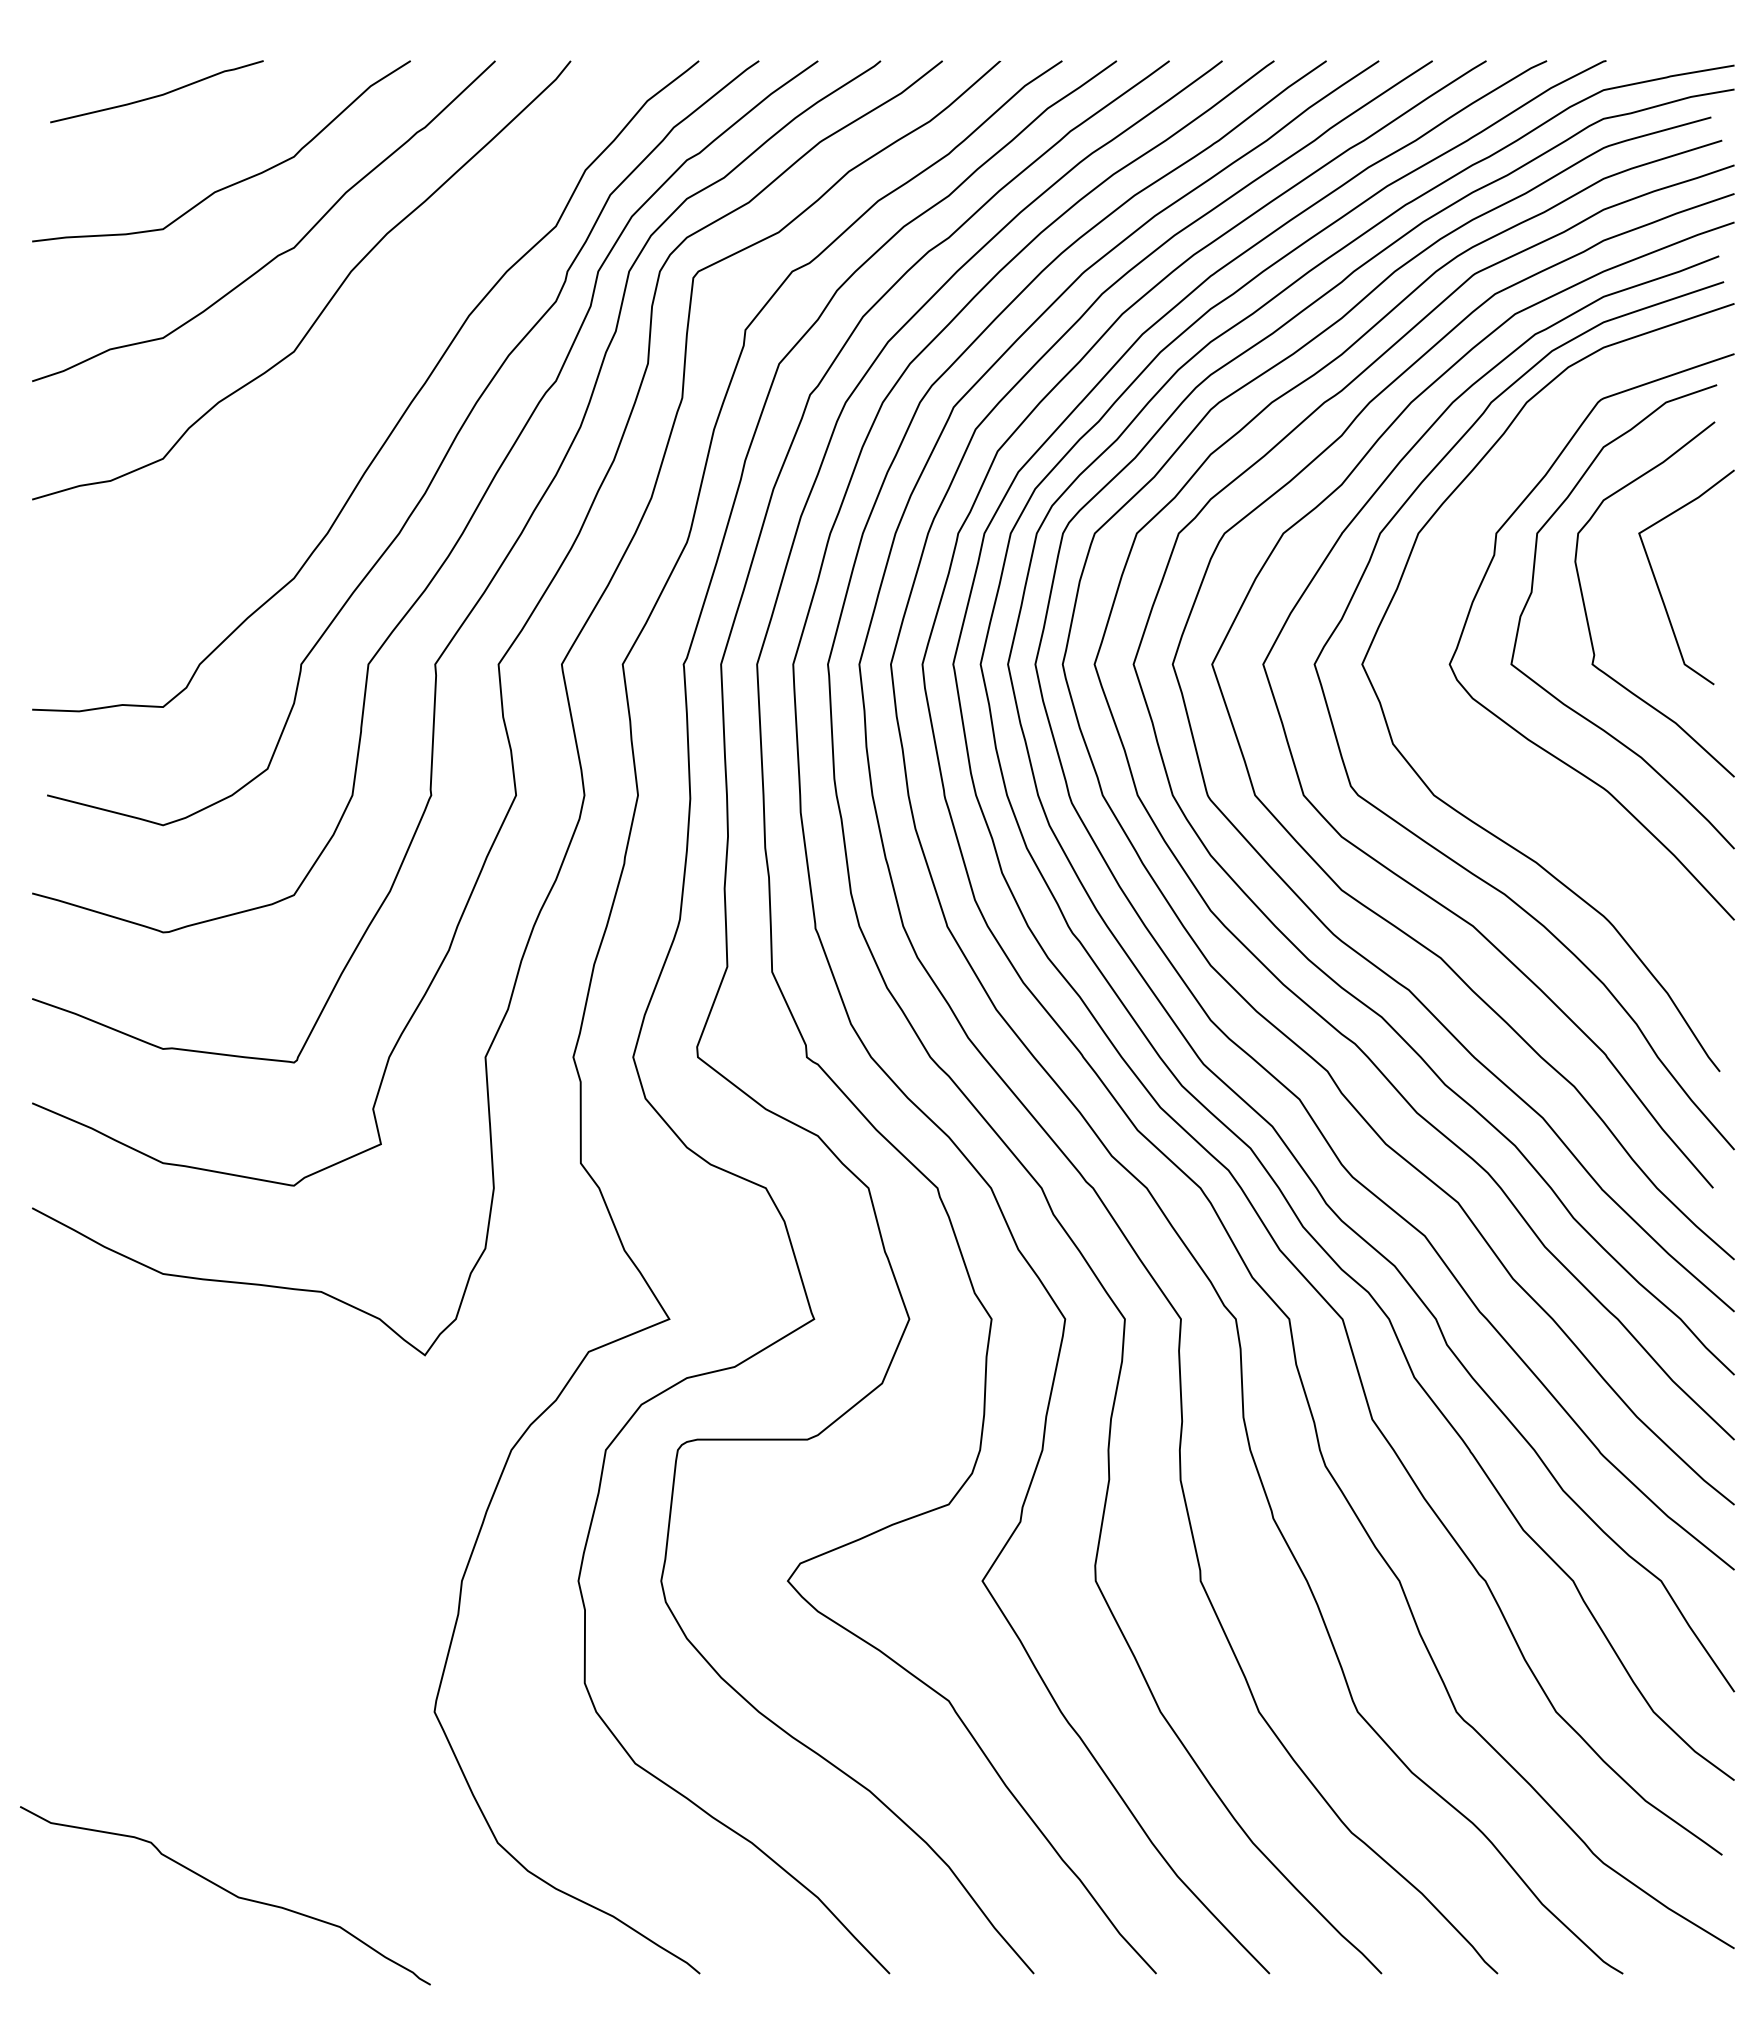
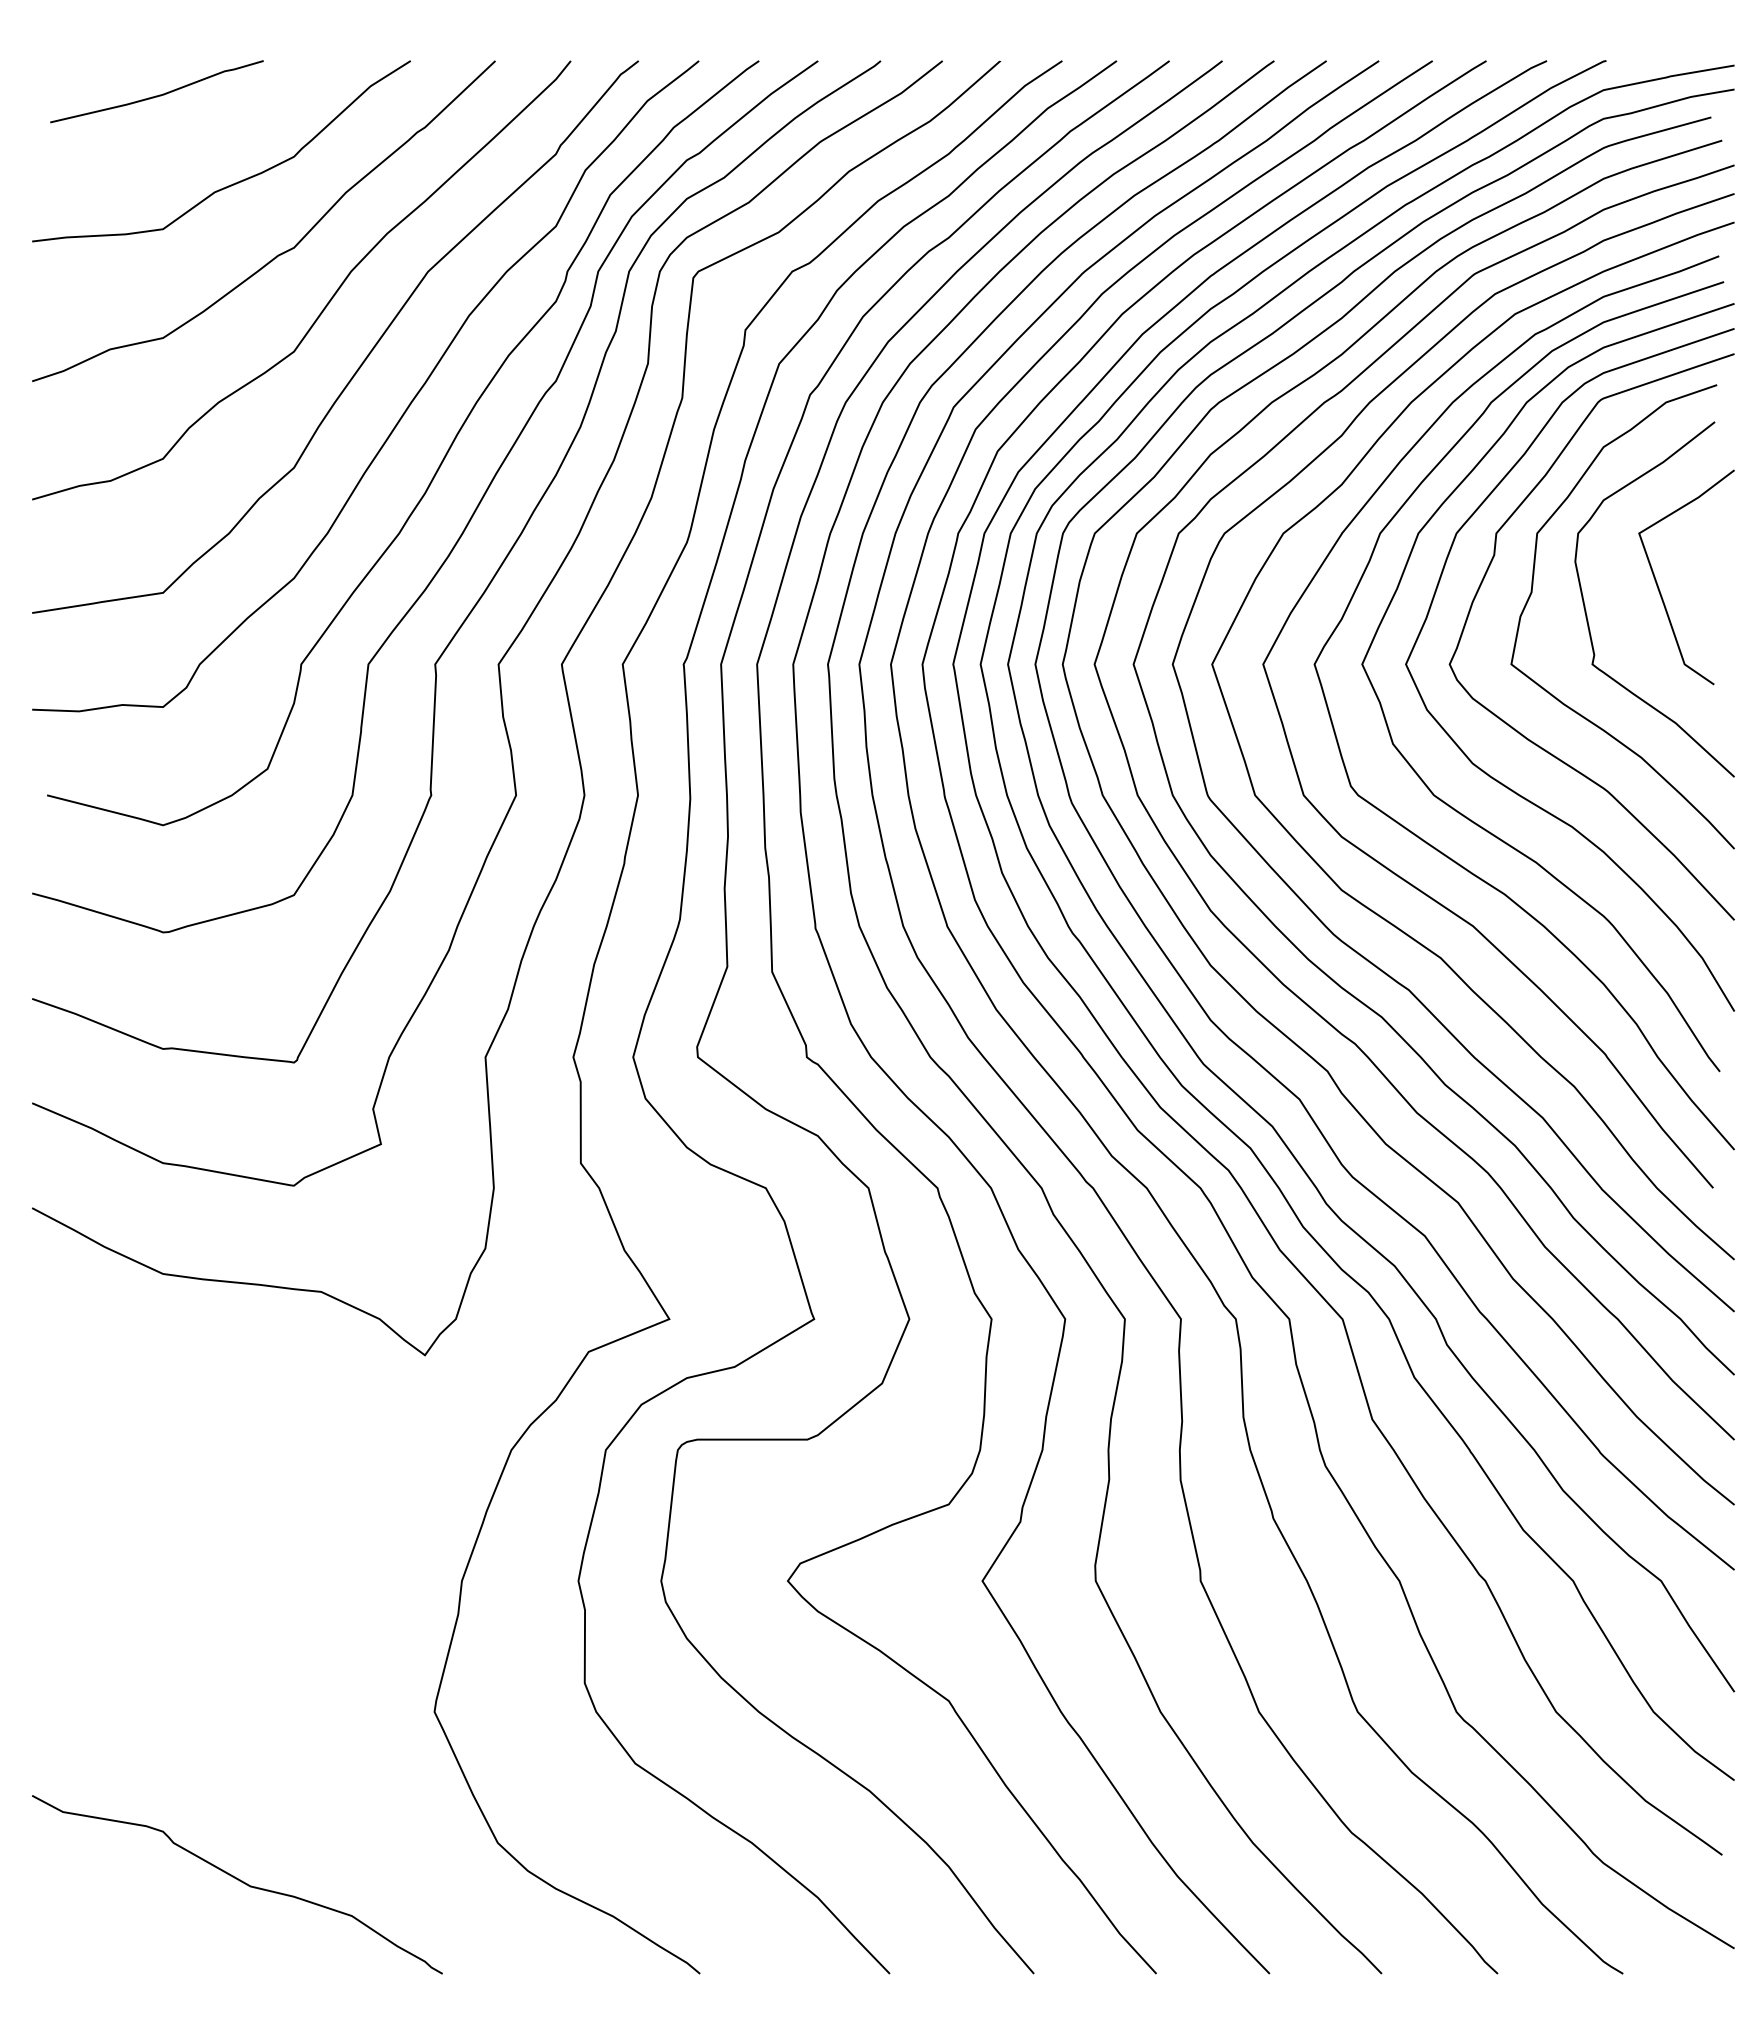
curve: none -> present (365, 357)
curve: none -> present (1495, 778)
curve position: (227, 1892) -> (239, 1881) (239, 1881)
